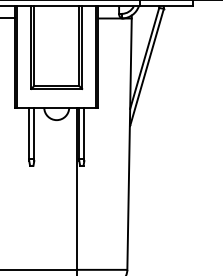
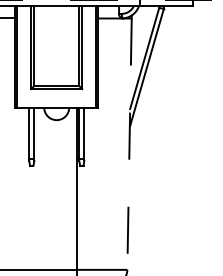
line: solid -> dashed (111, 0)
line: solid -> dashed (129, 144)
